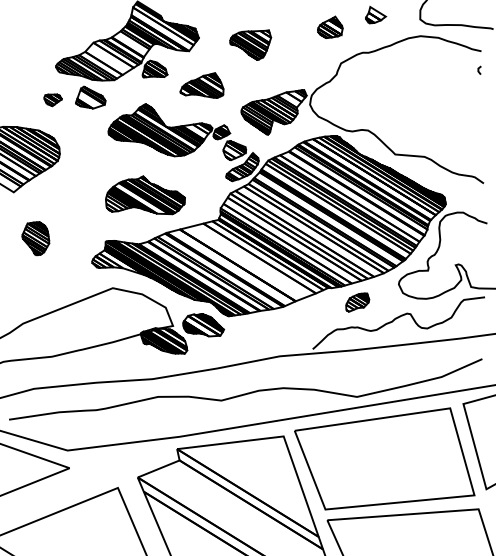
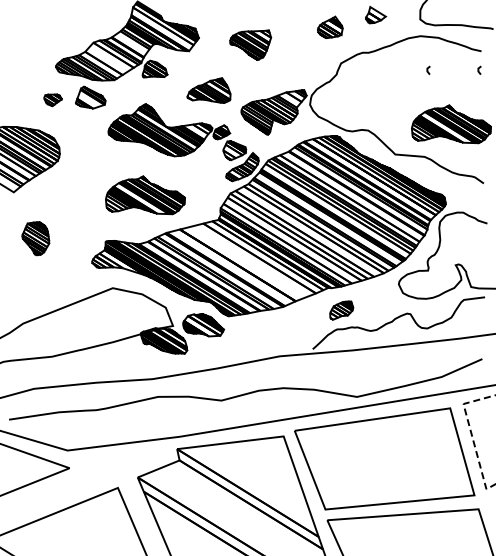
line: none -> present (428, 69)
part position: (201, 85) -> (208, 90) (208, 90)
part: none -> present (451, 124)
part position: (357, 302) -> (341, 310) (341, 310)
line: solid -> dashed (471, 435)
